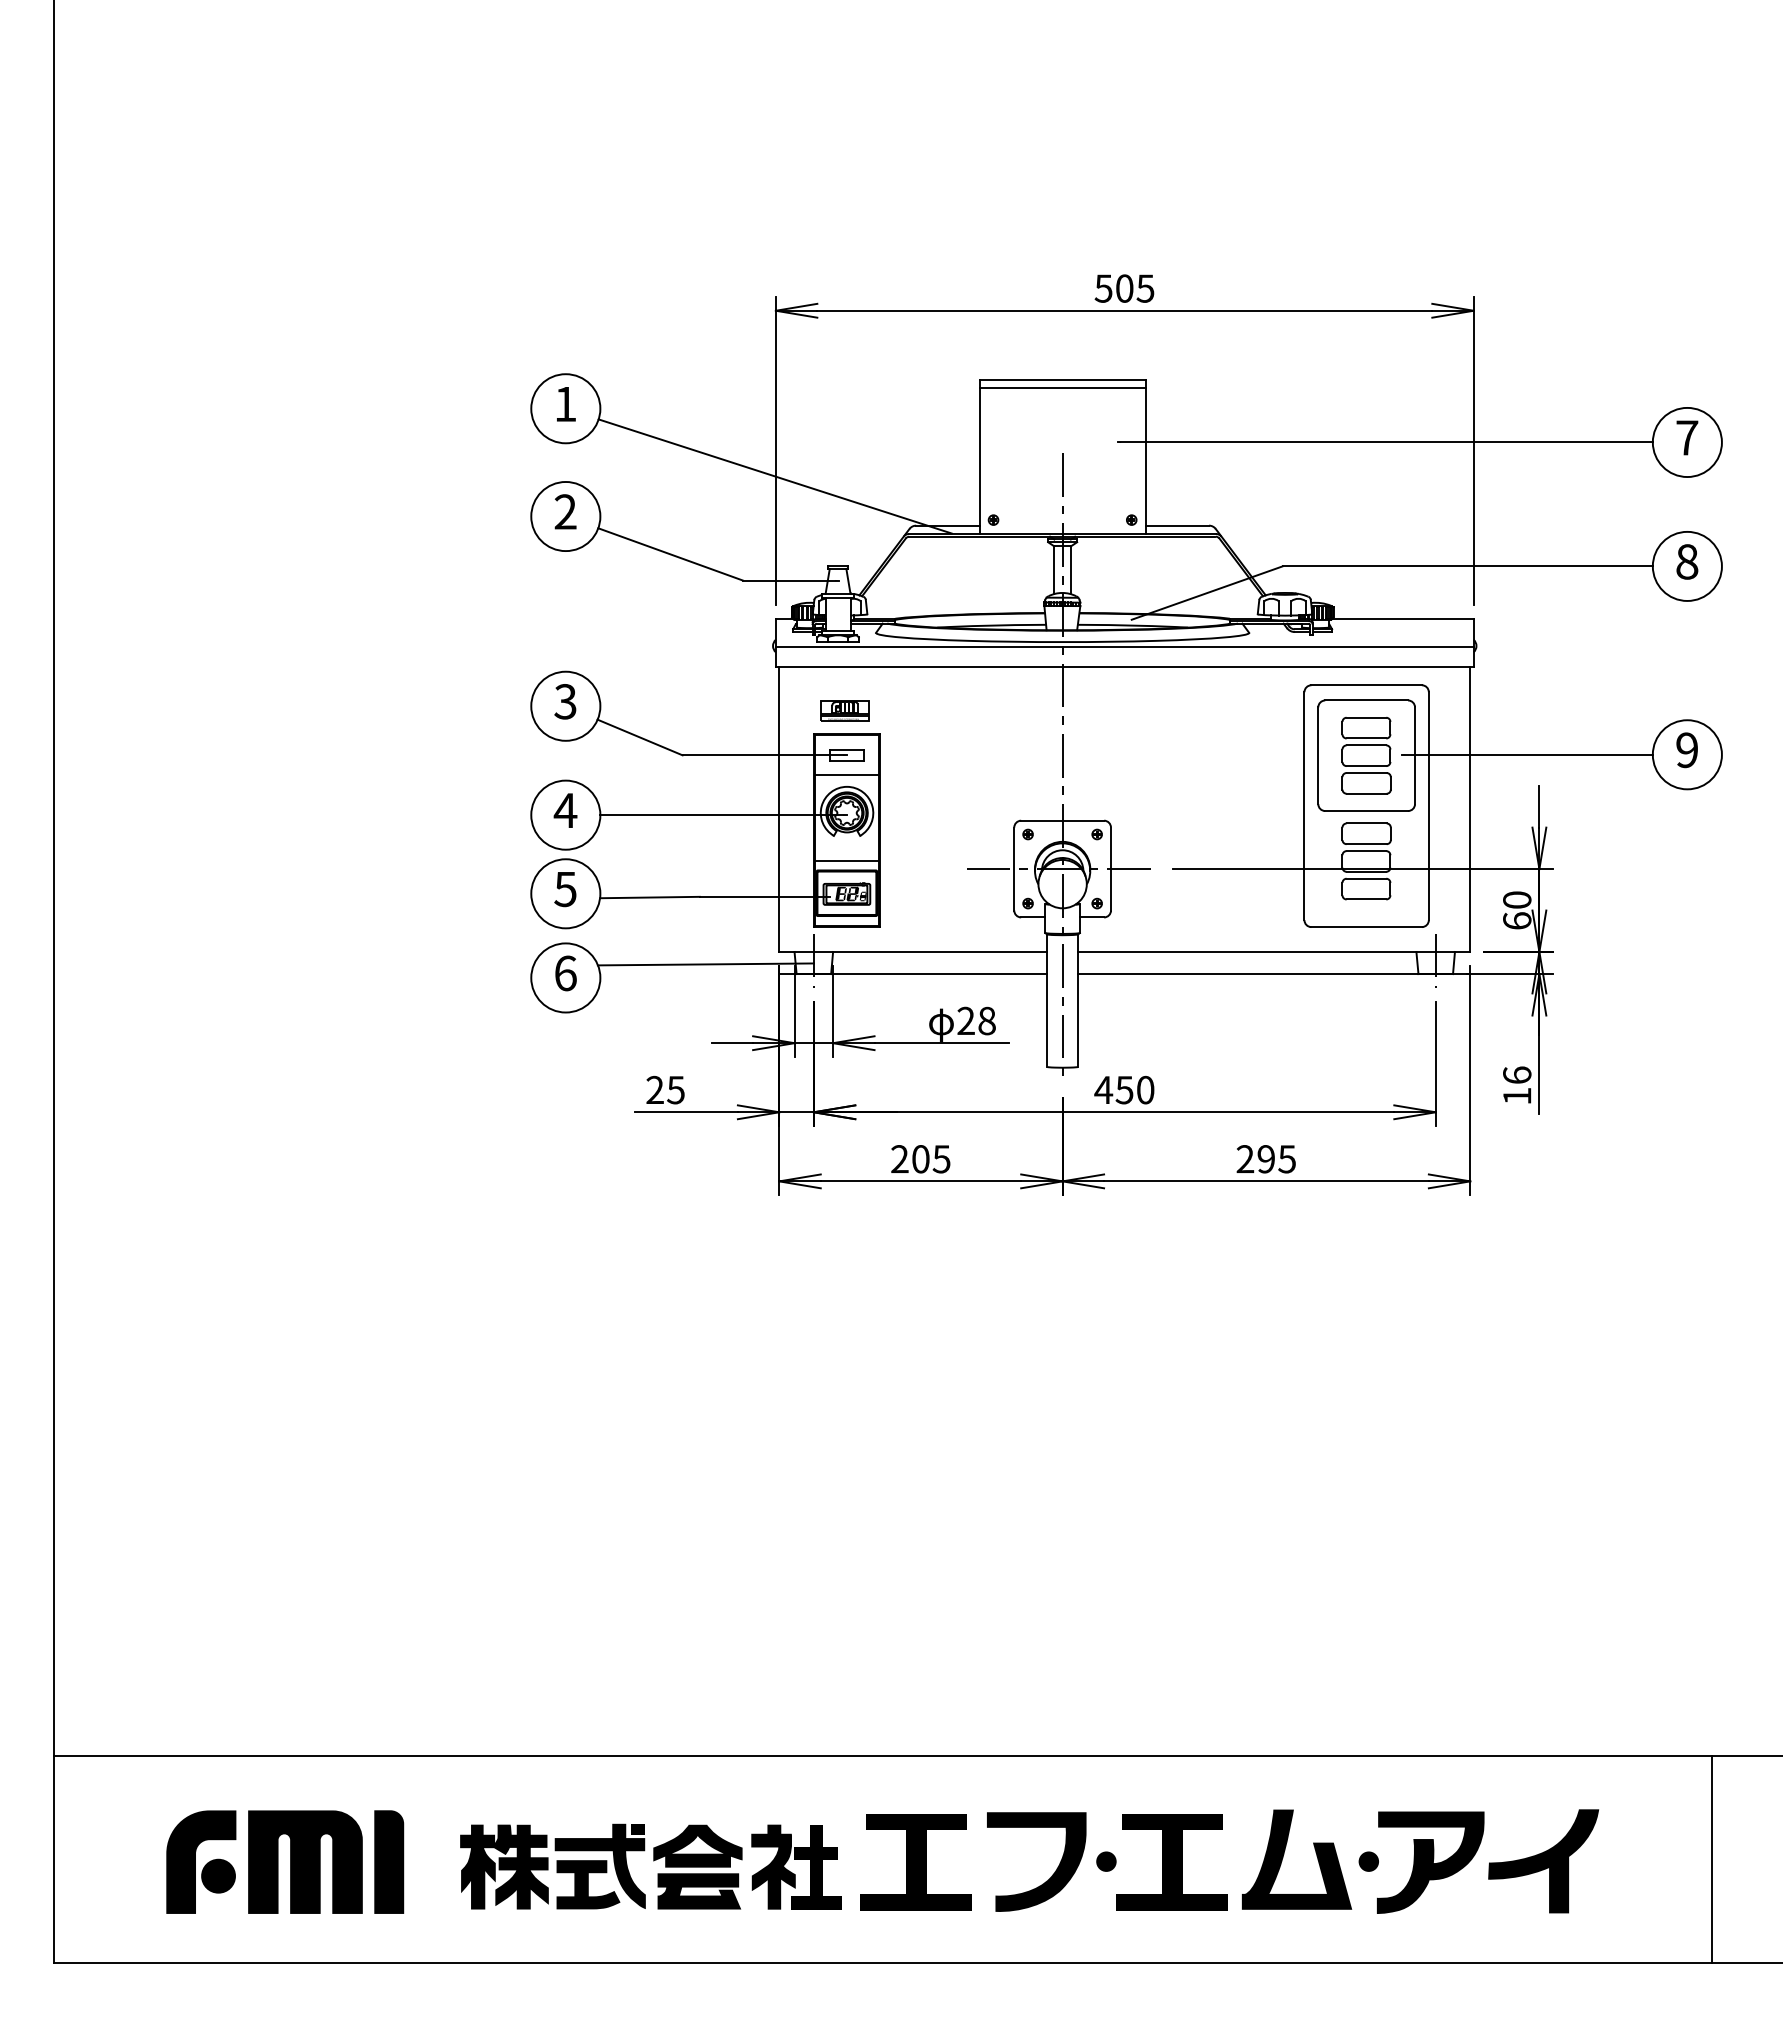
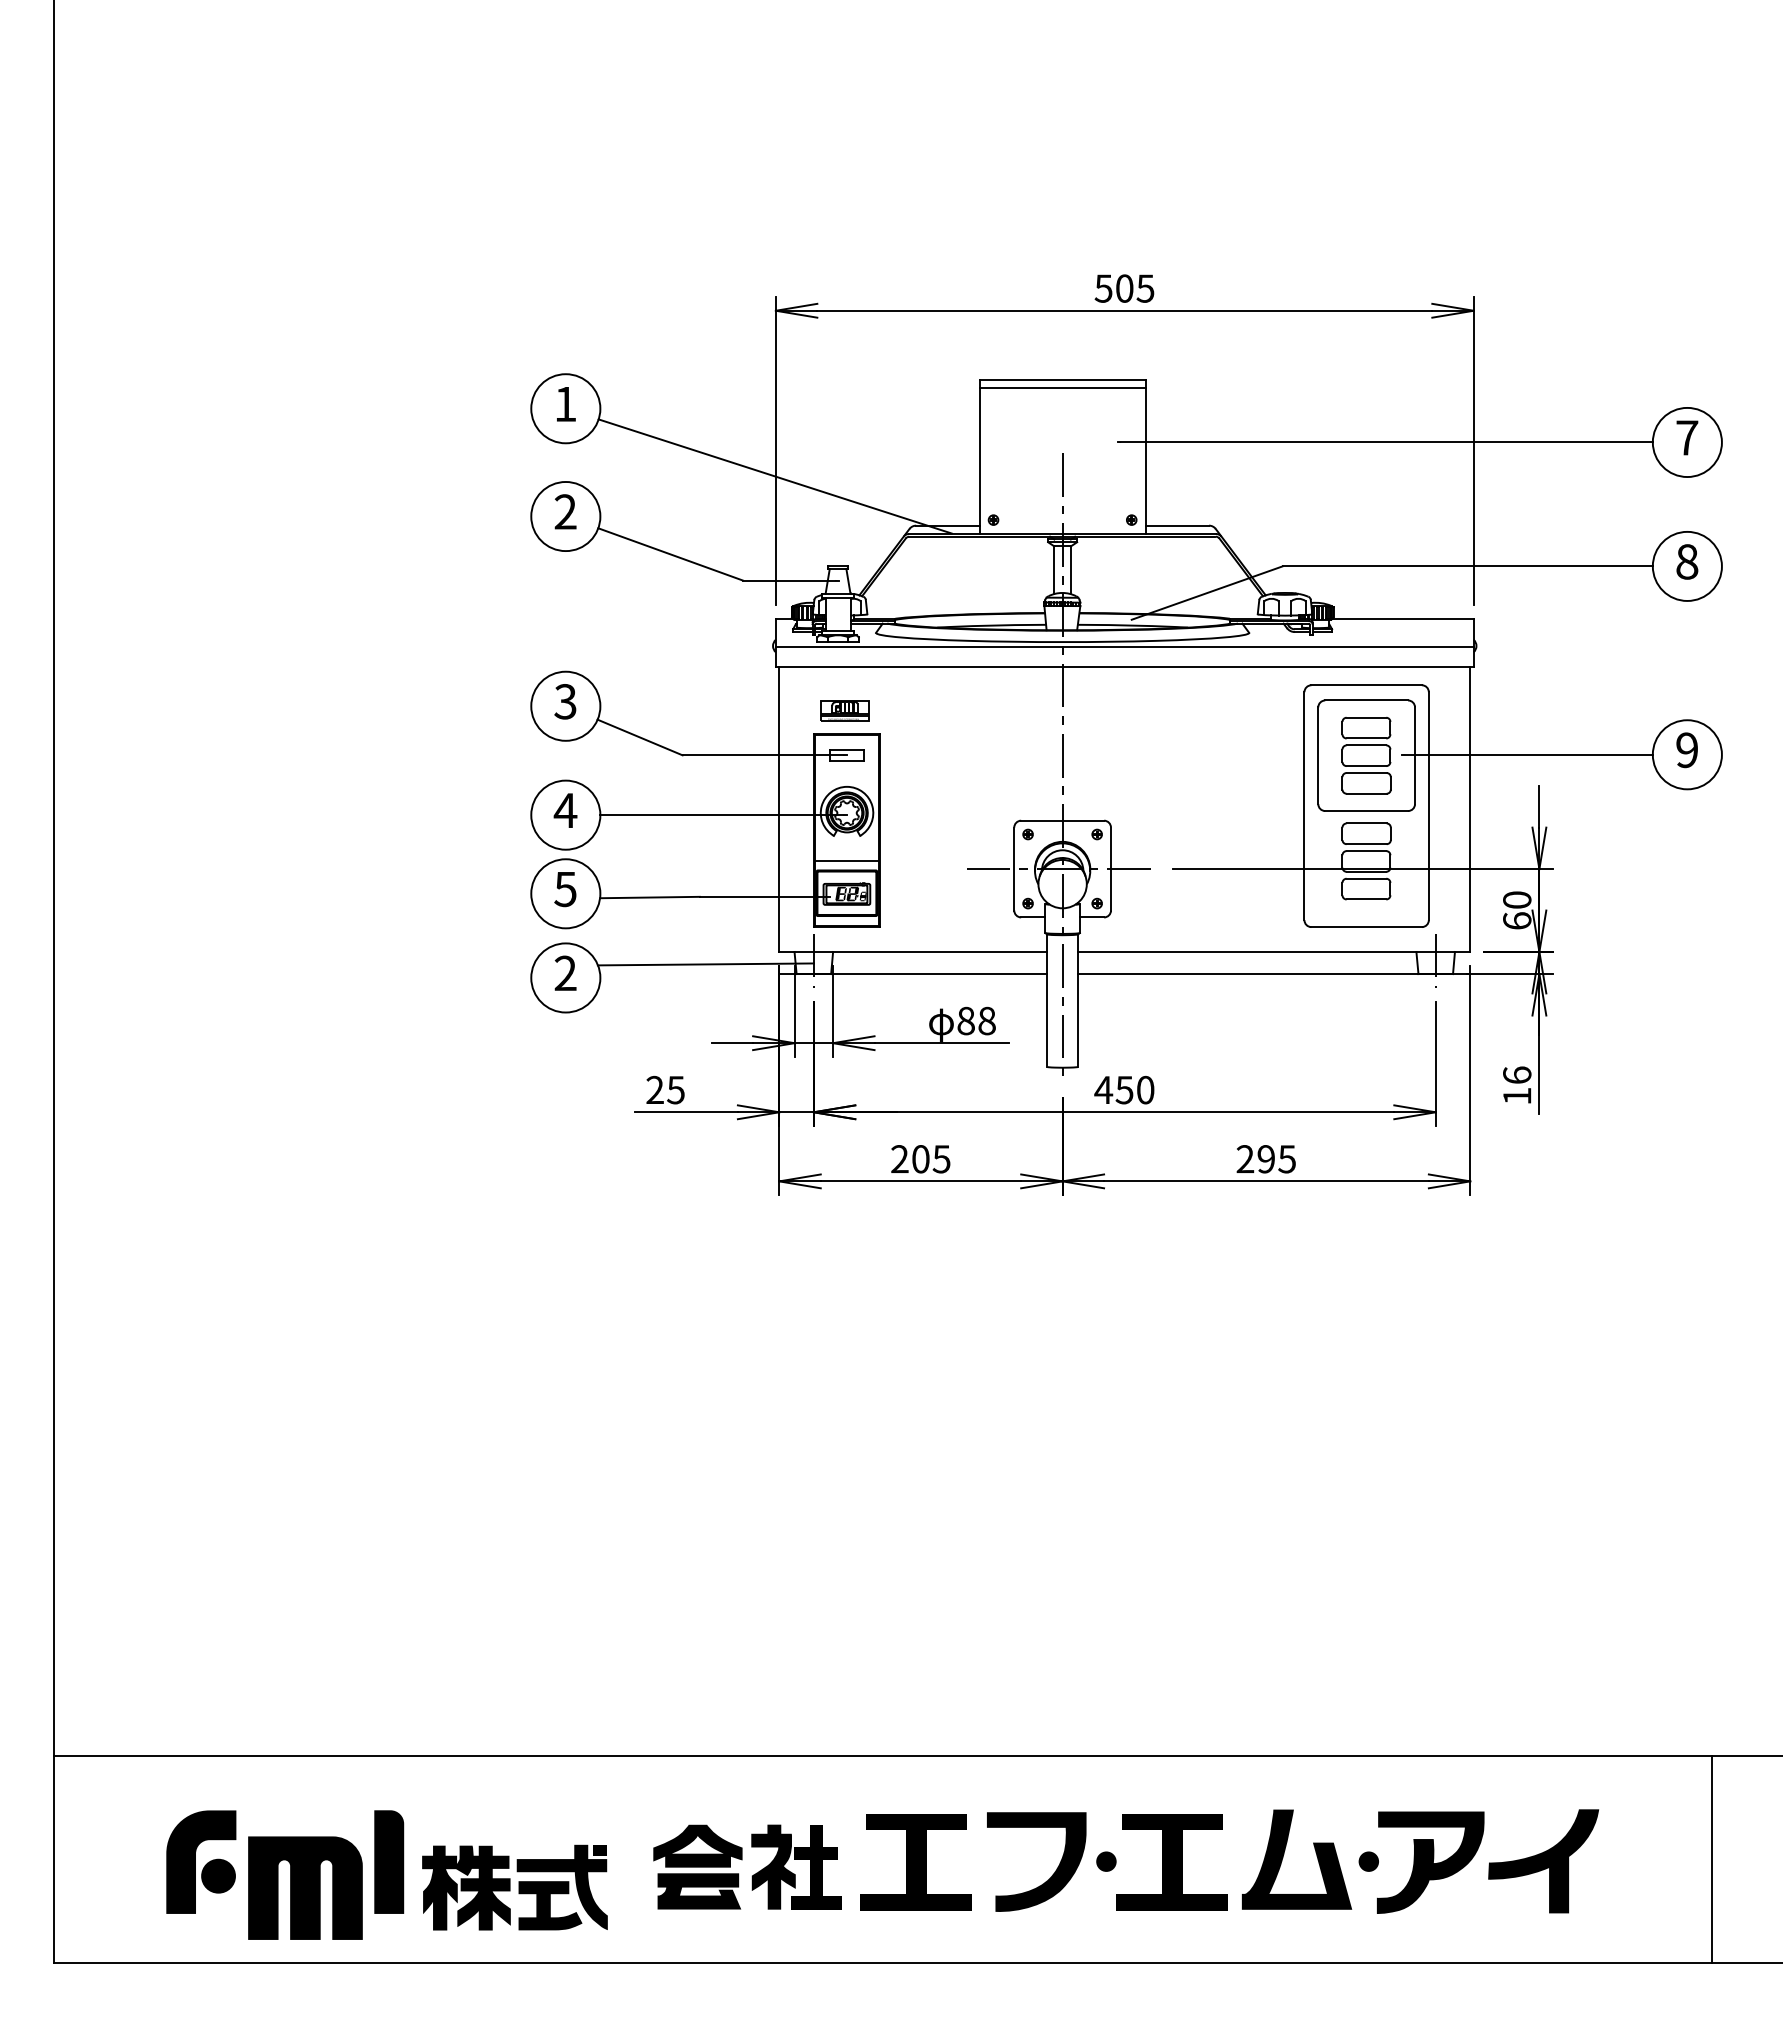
line: present -> none (846, 775)
text: 6 -> 2 (565, 973)
text: 28 -> 88 (965, 1020)
part position: (305, 1861) -> (305, 1887) (305, 1887)
part position: (552, 1866) -> (514, 1887) (514, 1887)
